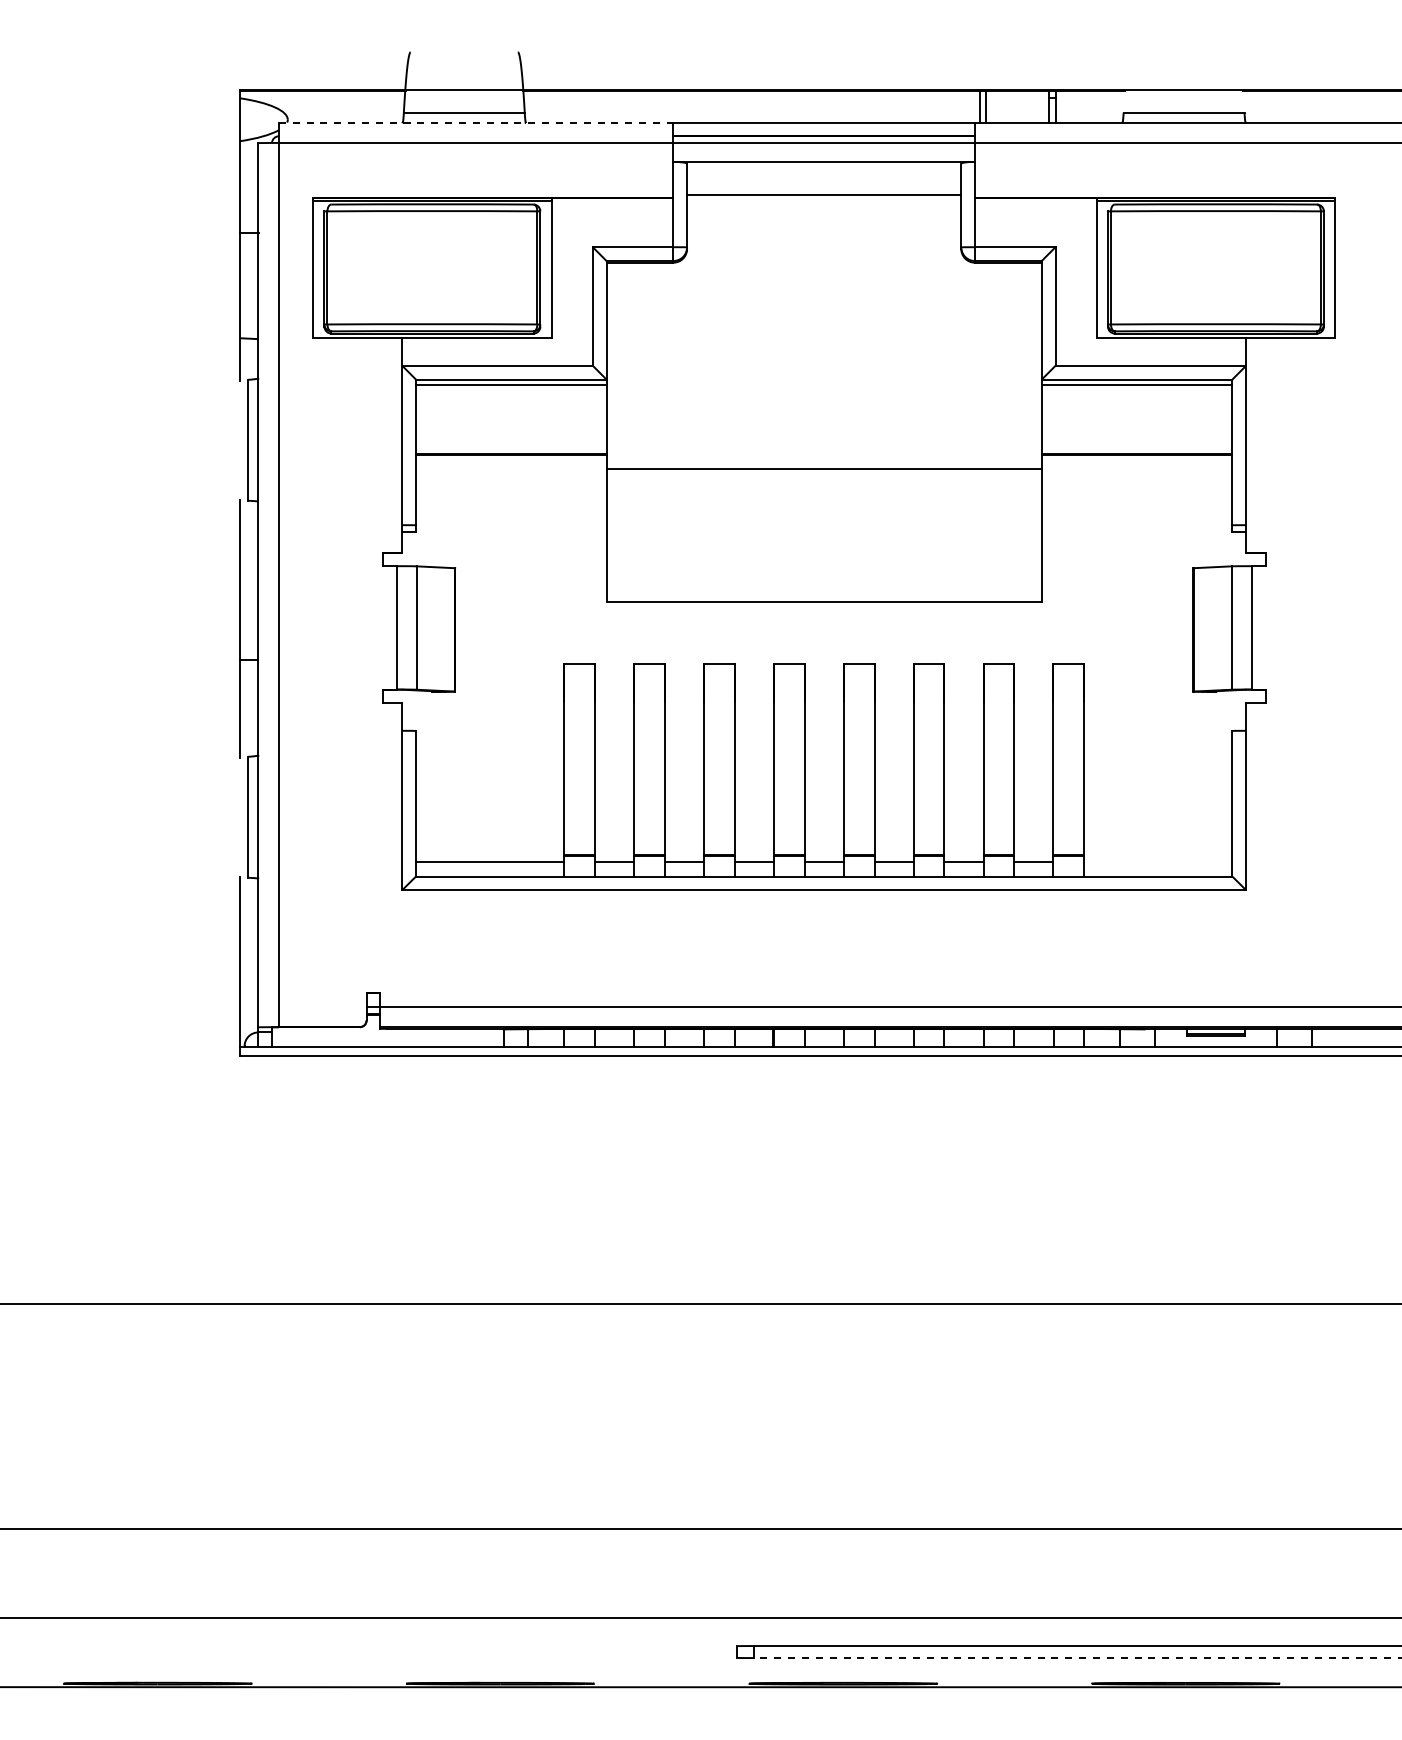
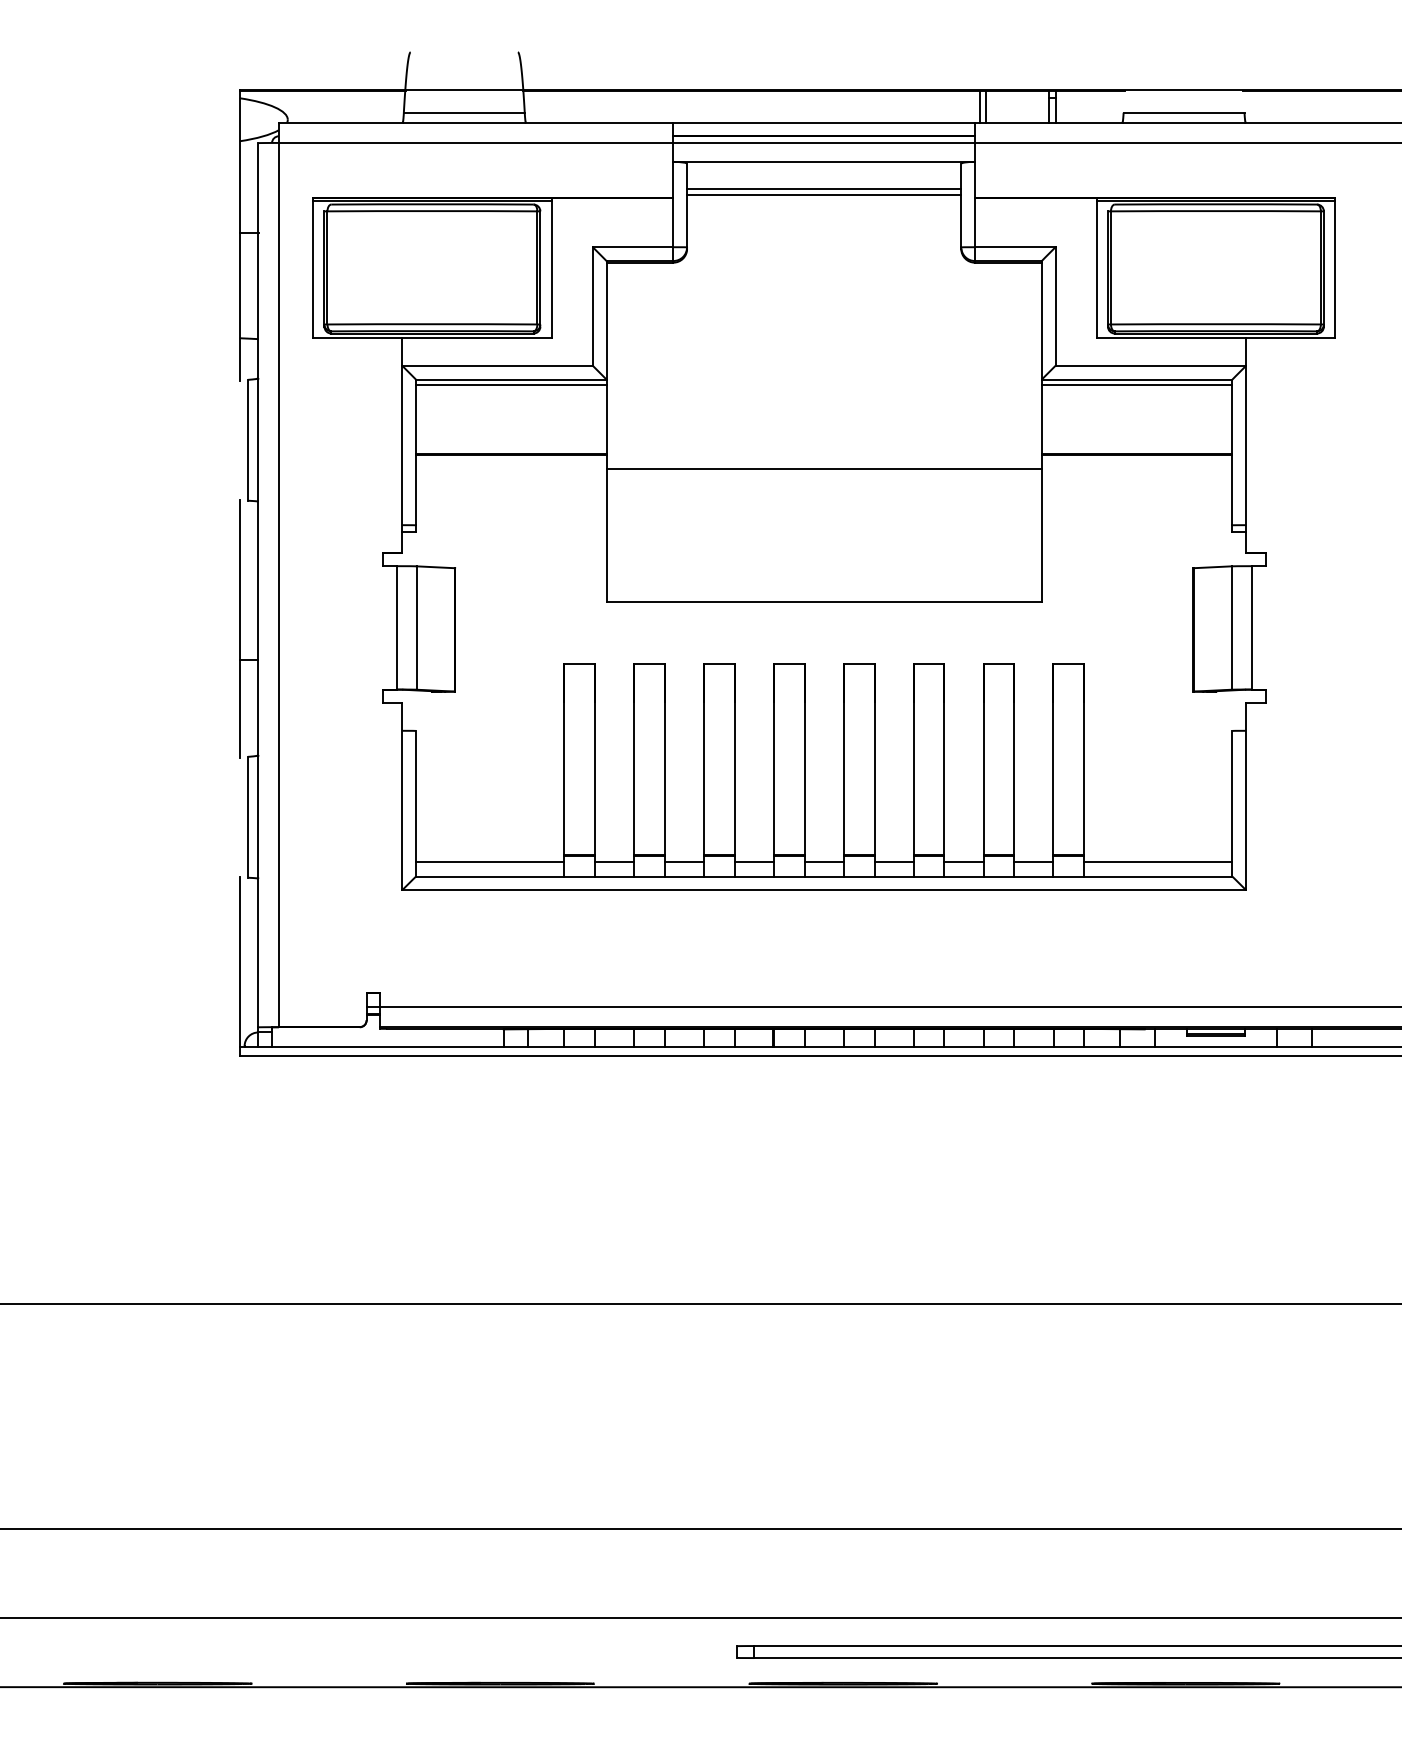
line: dashed -> solid (476, 122)
line: none -> present (824, 189)
line: none -> present (1158, 862)
line: dashed -> solid (1077, 1658)
